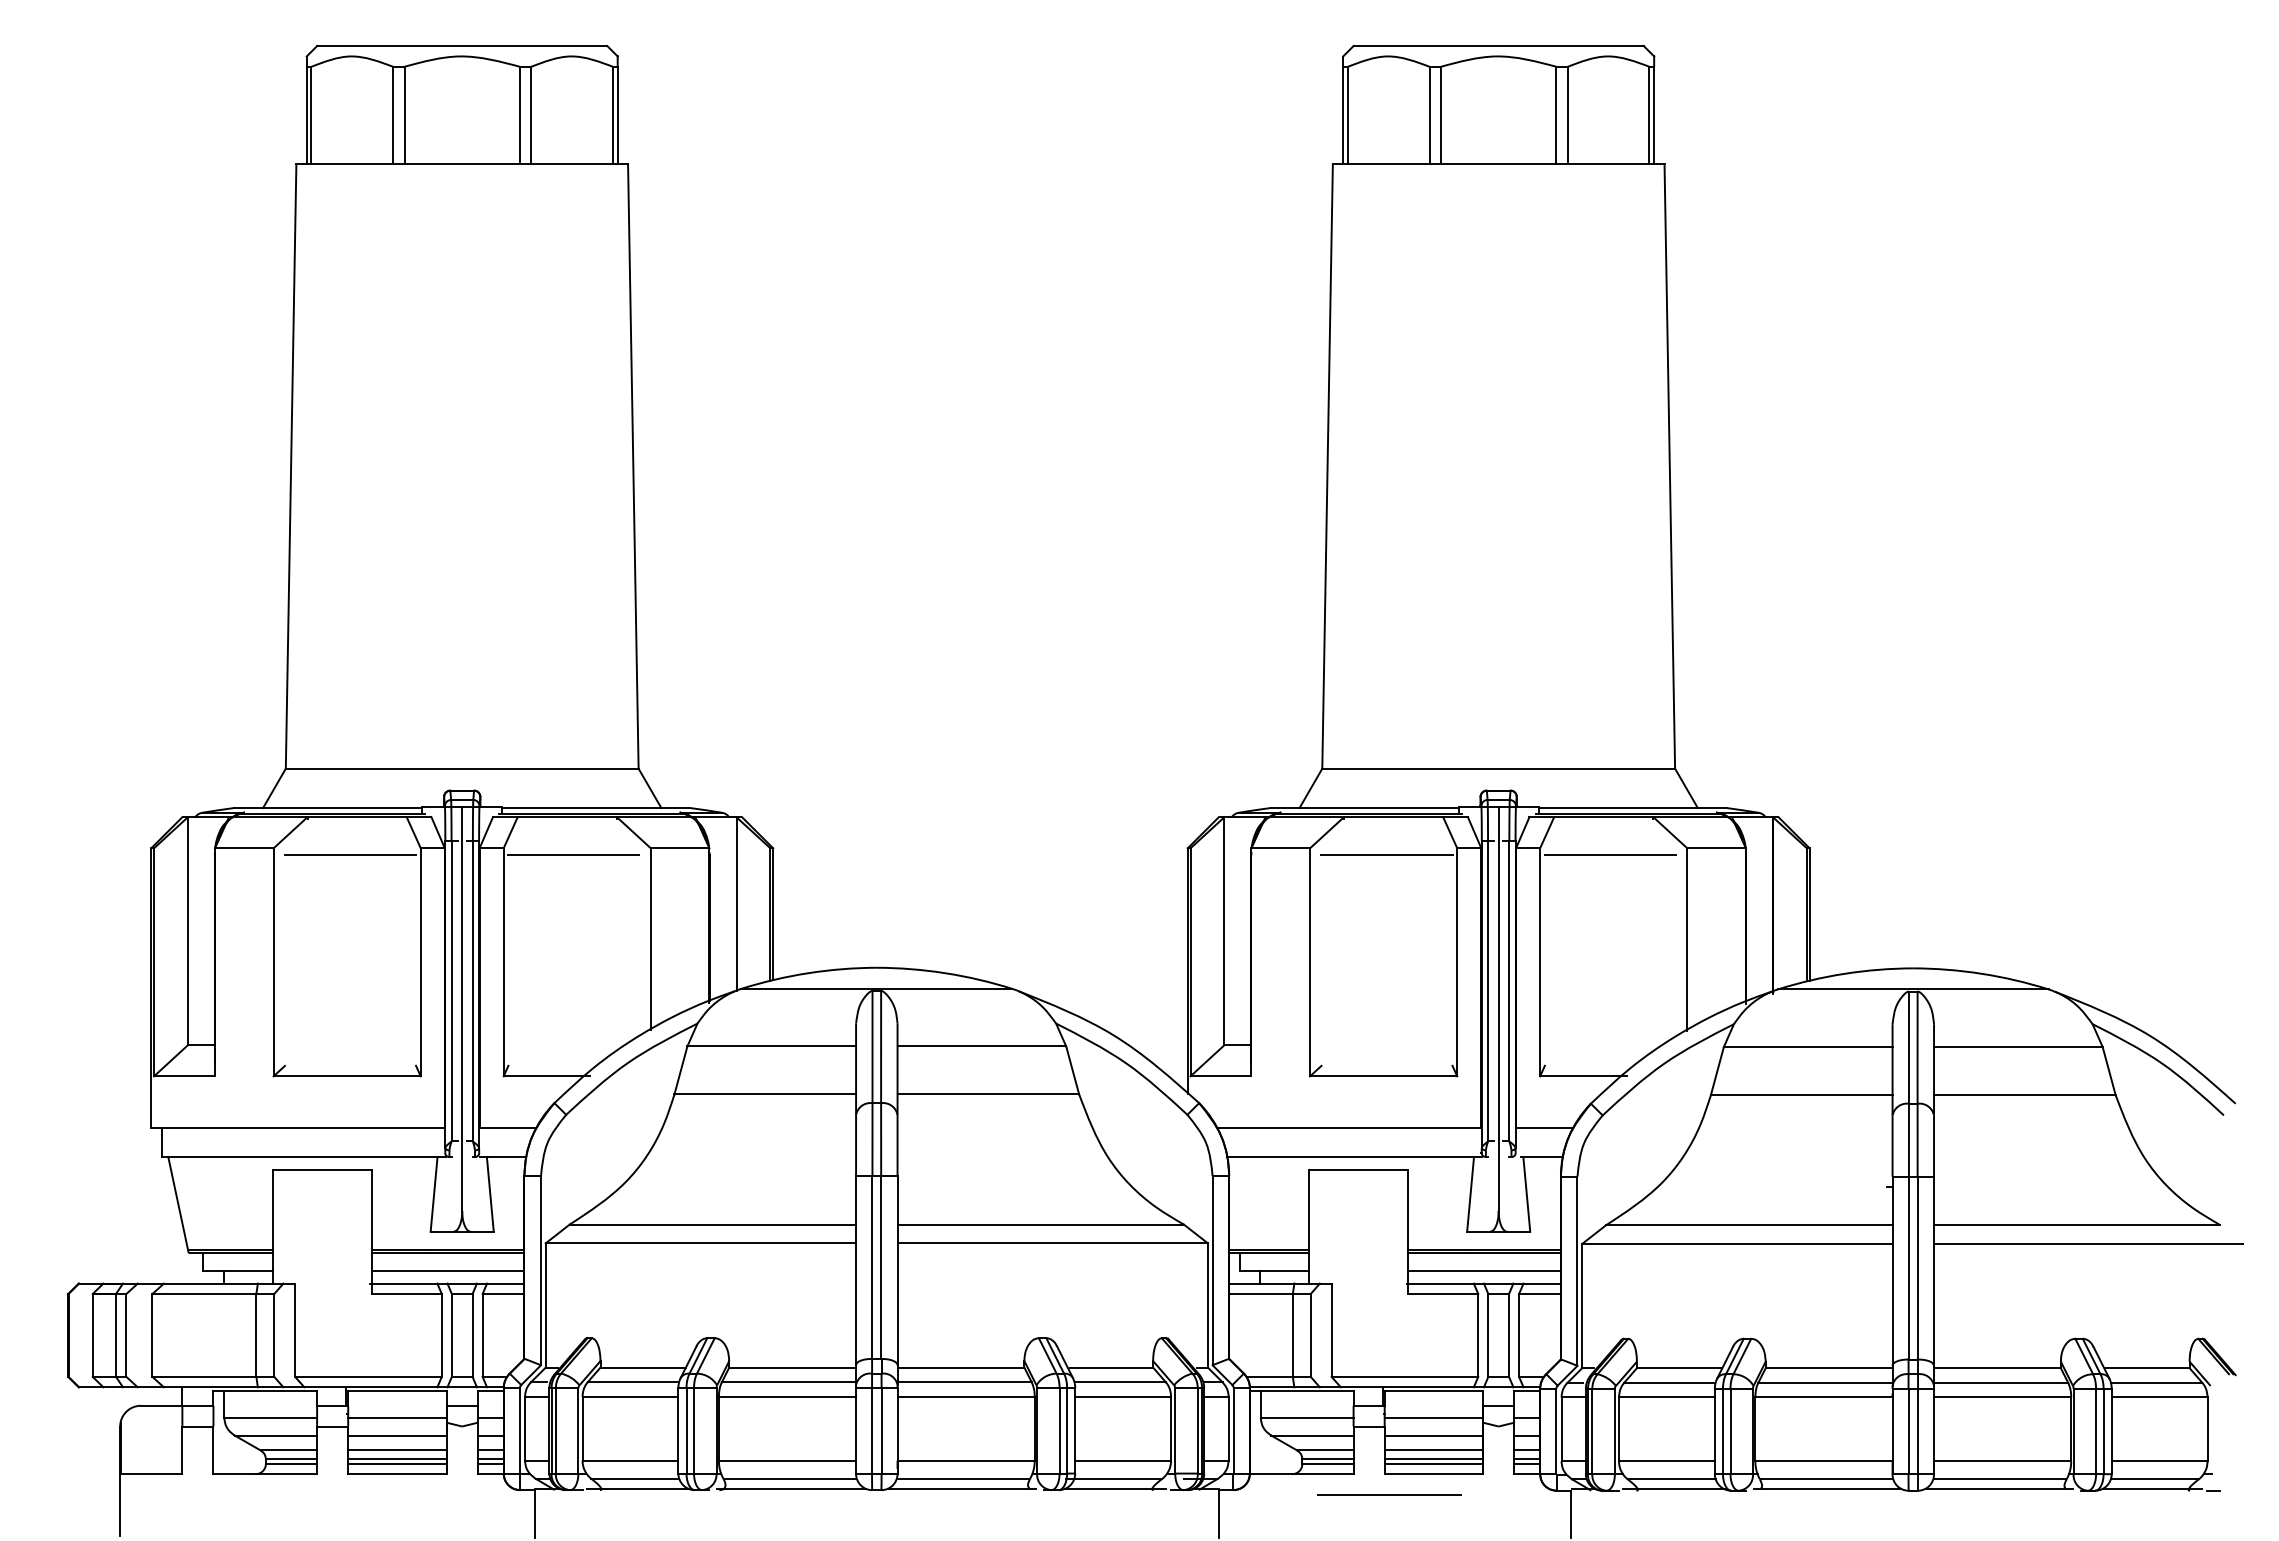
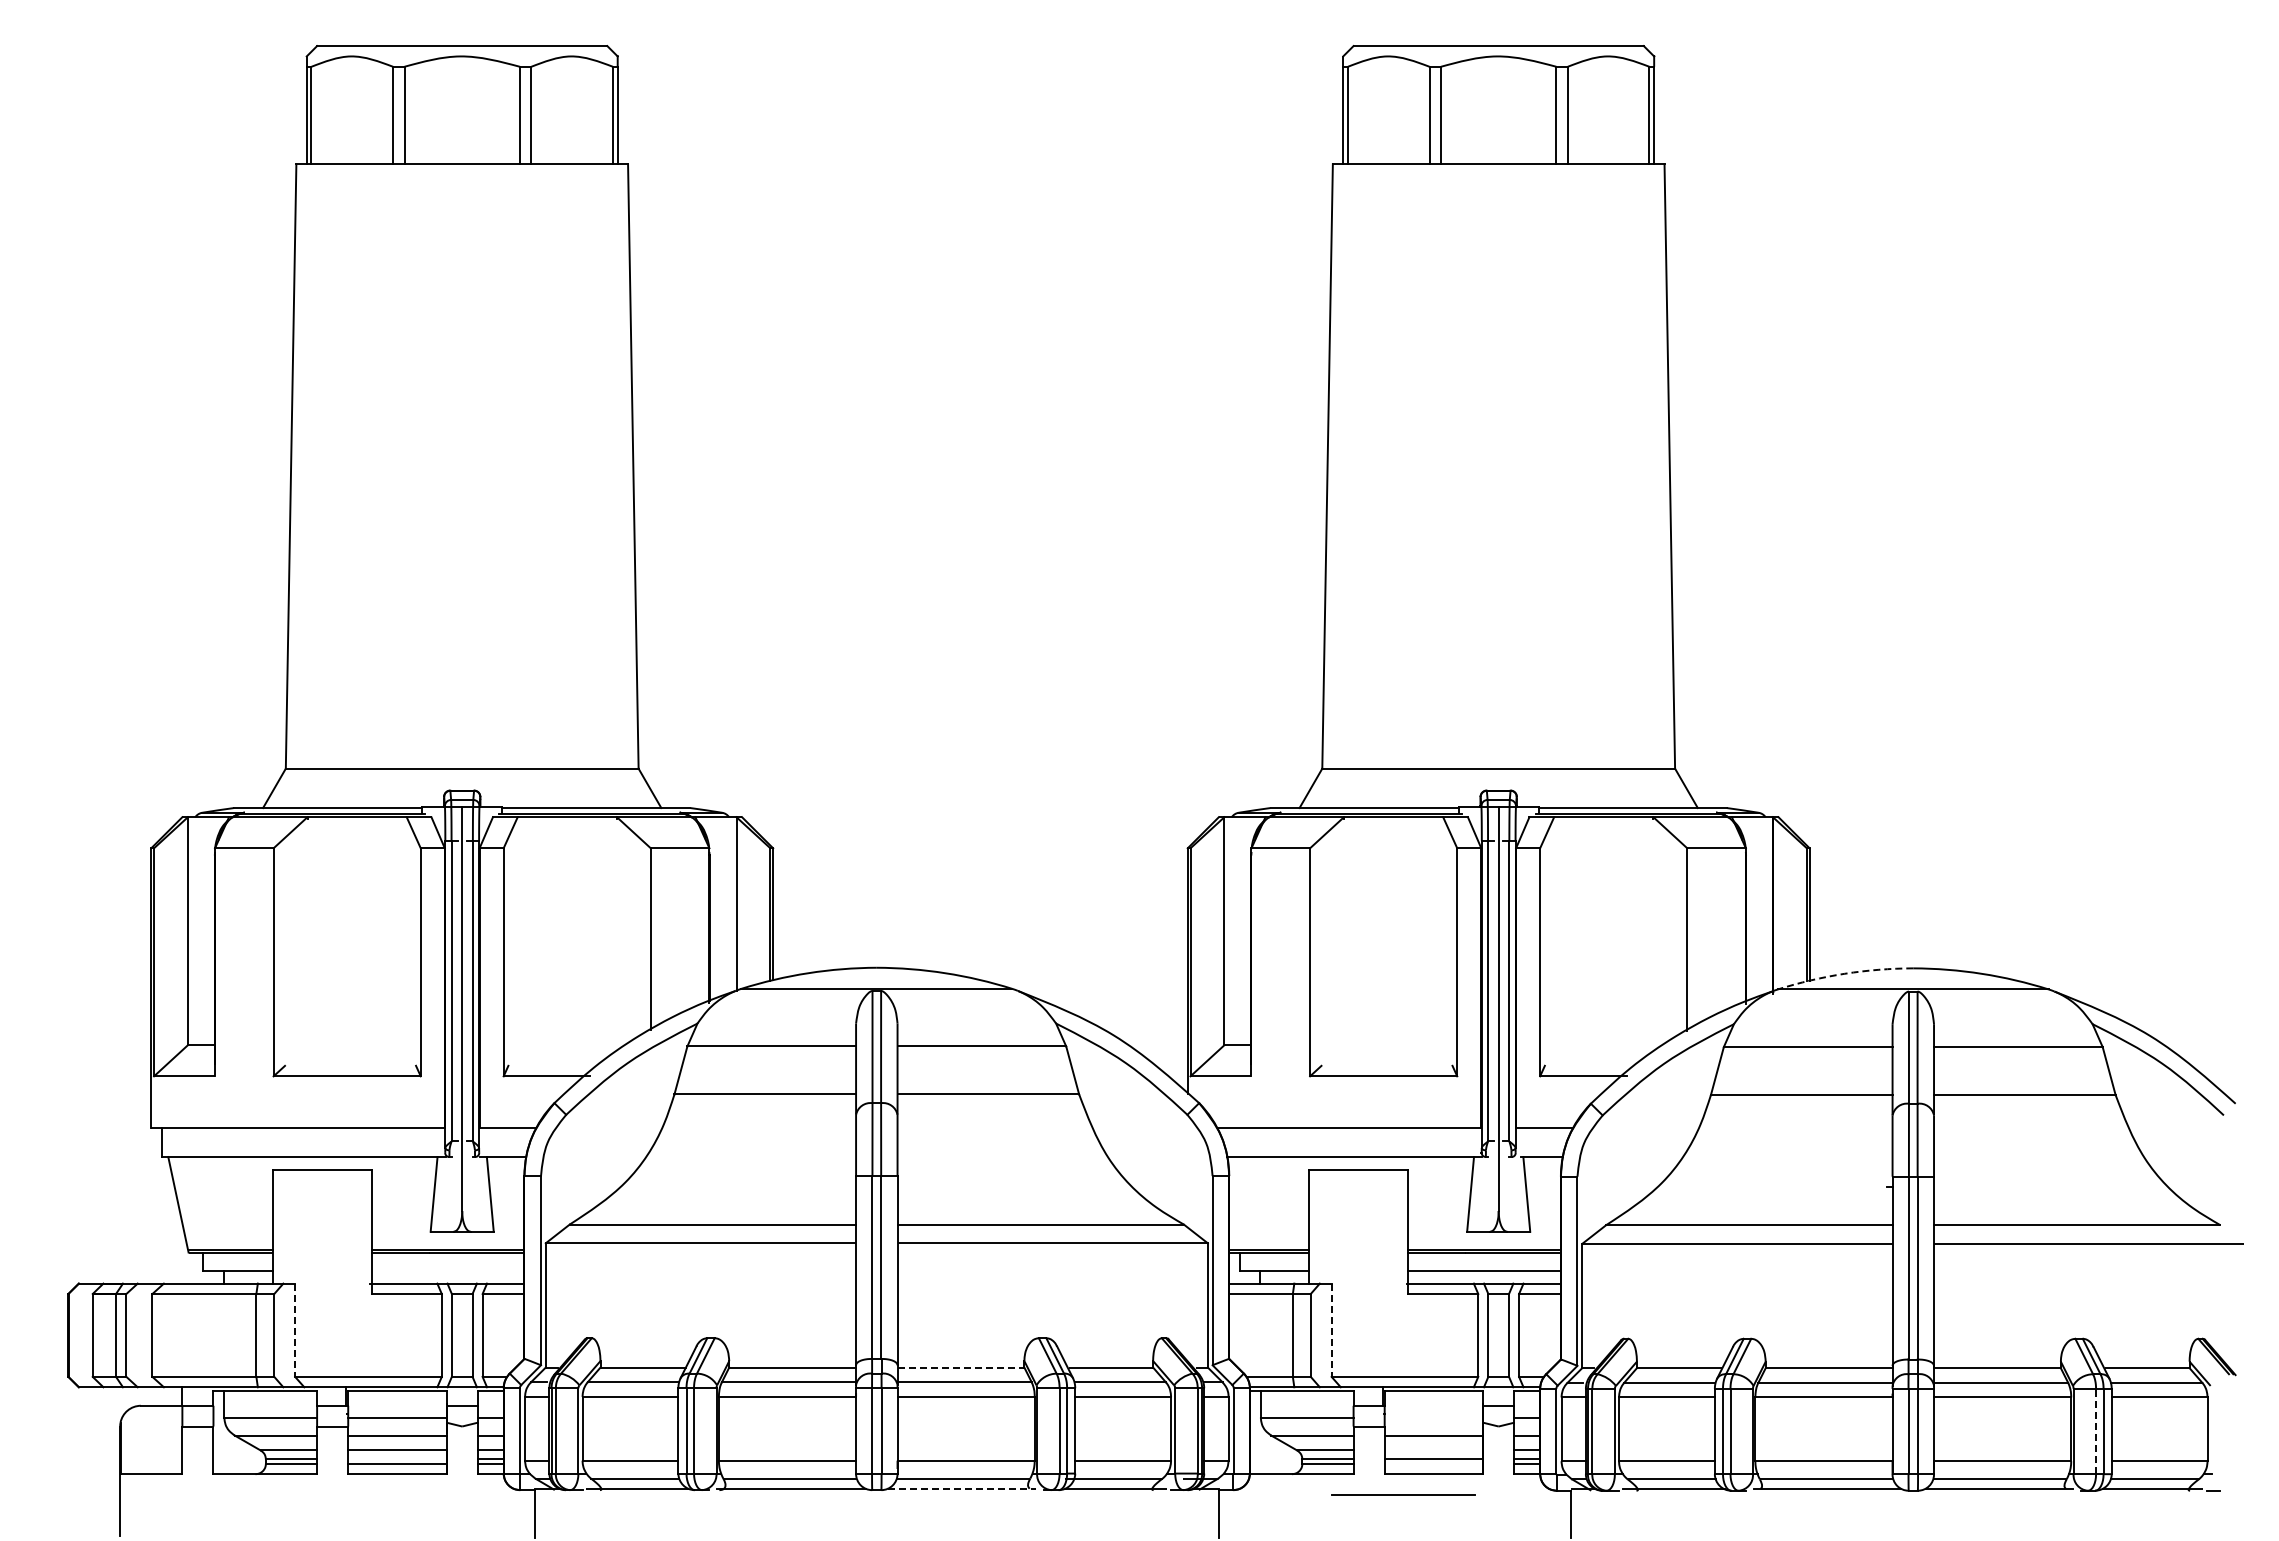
line: present -> none (350, 854)
line: present -> none (573, 854)
line: present -> none (1386, 854)
line: present -> none (1609, 854)
arc: solid -> dashed (1844, 973)
line: present -> none (447, 1271)
line: solid -> dashed (295, 1330)
line: solid -> dashed (1331, 1330)
line: solid -> dashed (961, 1367)
line: present -> none (1433, 1417)
line: solid -> dashed (2096, 1431)
line: present -> none (1433, 1450)
line: present -> none (397, 1459)
line: present -> none (1433, 1463)
line: solid -> dashed (962, 1488)
line position: (1389, 1494) -> (1403, 1494) (1403, 1494)
